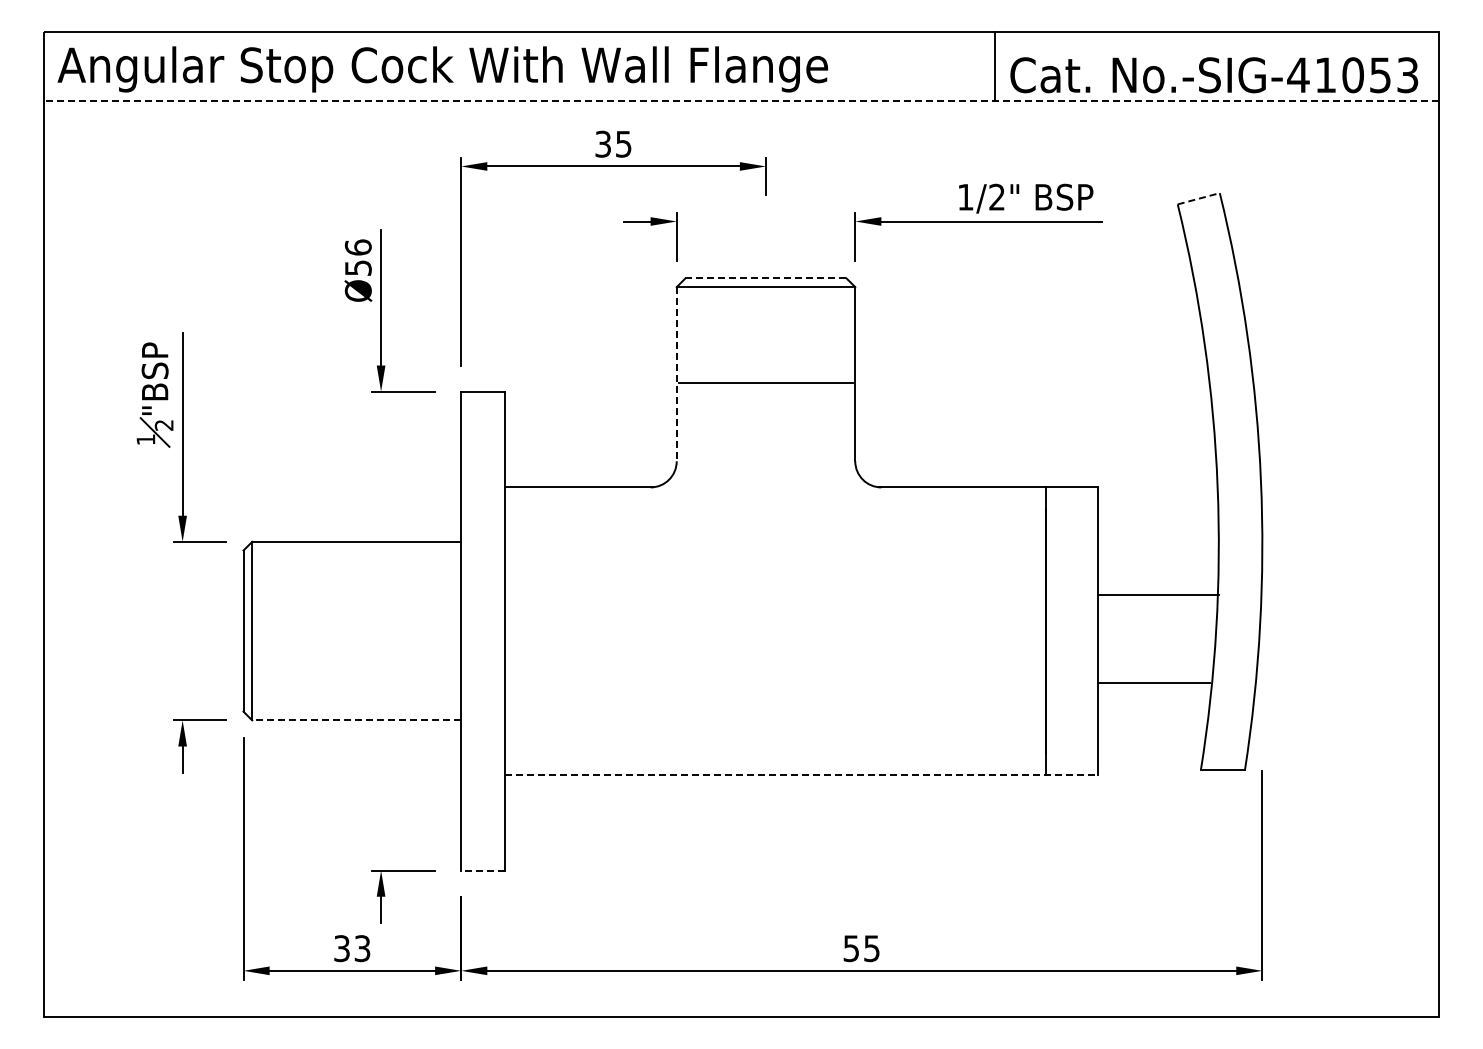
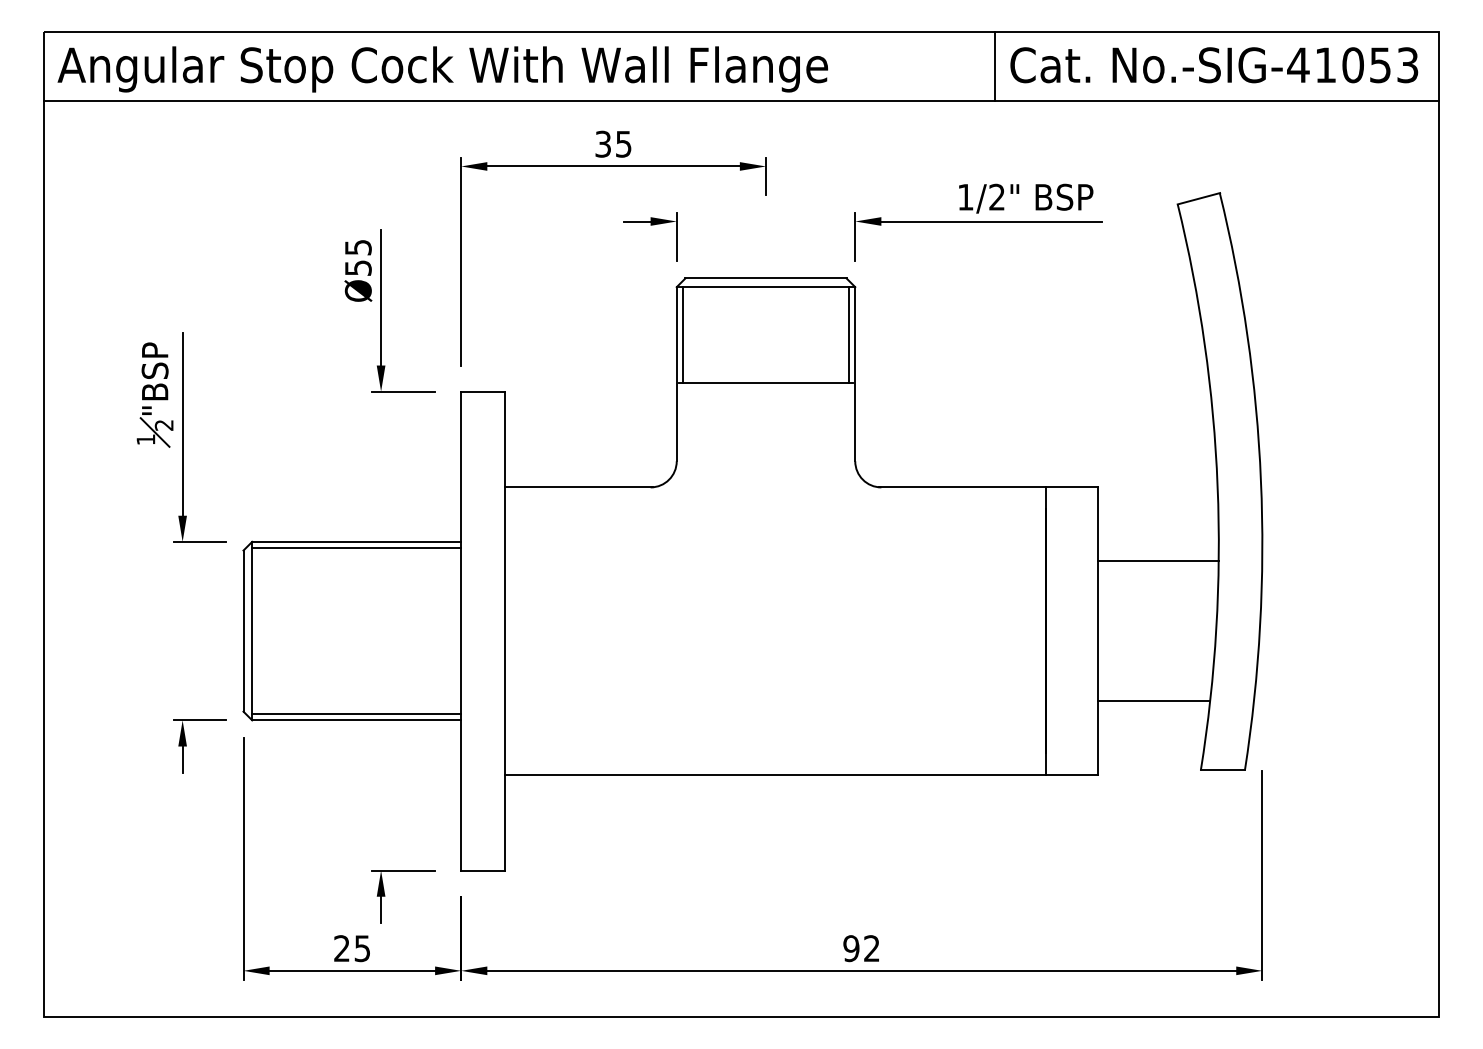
text position: (1214, 75) -> (1214, 65) (1214, 65)
line: dashed -> solid (741, 101)
line: dashed -> solid (1198, 198)
text: Ø56 -> Ø55 (357, 247)
line: dashed -> solid (766, 278)
line: none -> present (683, 334)
line: none -> present (848, 334)
line: dashed -> solid (676, 374)
line: none -> present (356, 548)
line position: (1158, 595) -> (1158, 561) (1158, 561)
line position: (1154, 682) -> (1154, 700) (1154, 700)
line: none -> present (356, 713)
line: dashed -> solid (356, 720)
line: dashed -> solid (801, 774)
line: dashed -> solid (482, 870)
text: 33 -> 25 (352, 948)
text: 55 -> 92 (861, 948)
